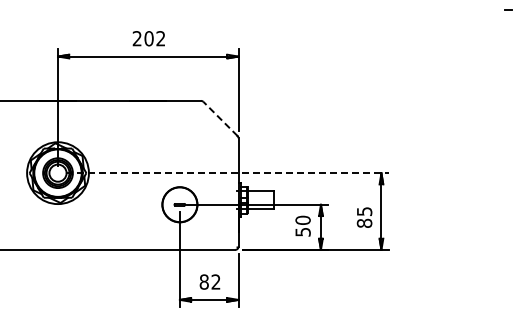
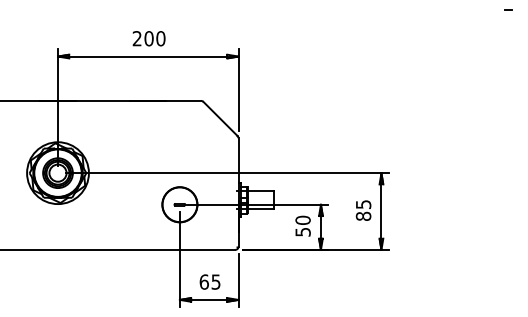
text: 202 -> 200 (160, 38)
line: dashed -> solid (220, 118)
line: dashed -> solid (227, 173)
text position: (364, 217) -> (363, 210) (363, 210)
text: 82 -> 65 (209, 281)
